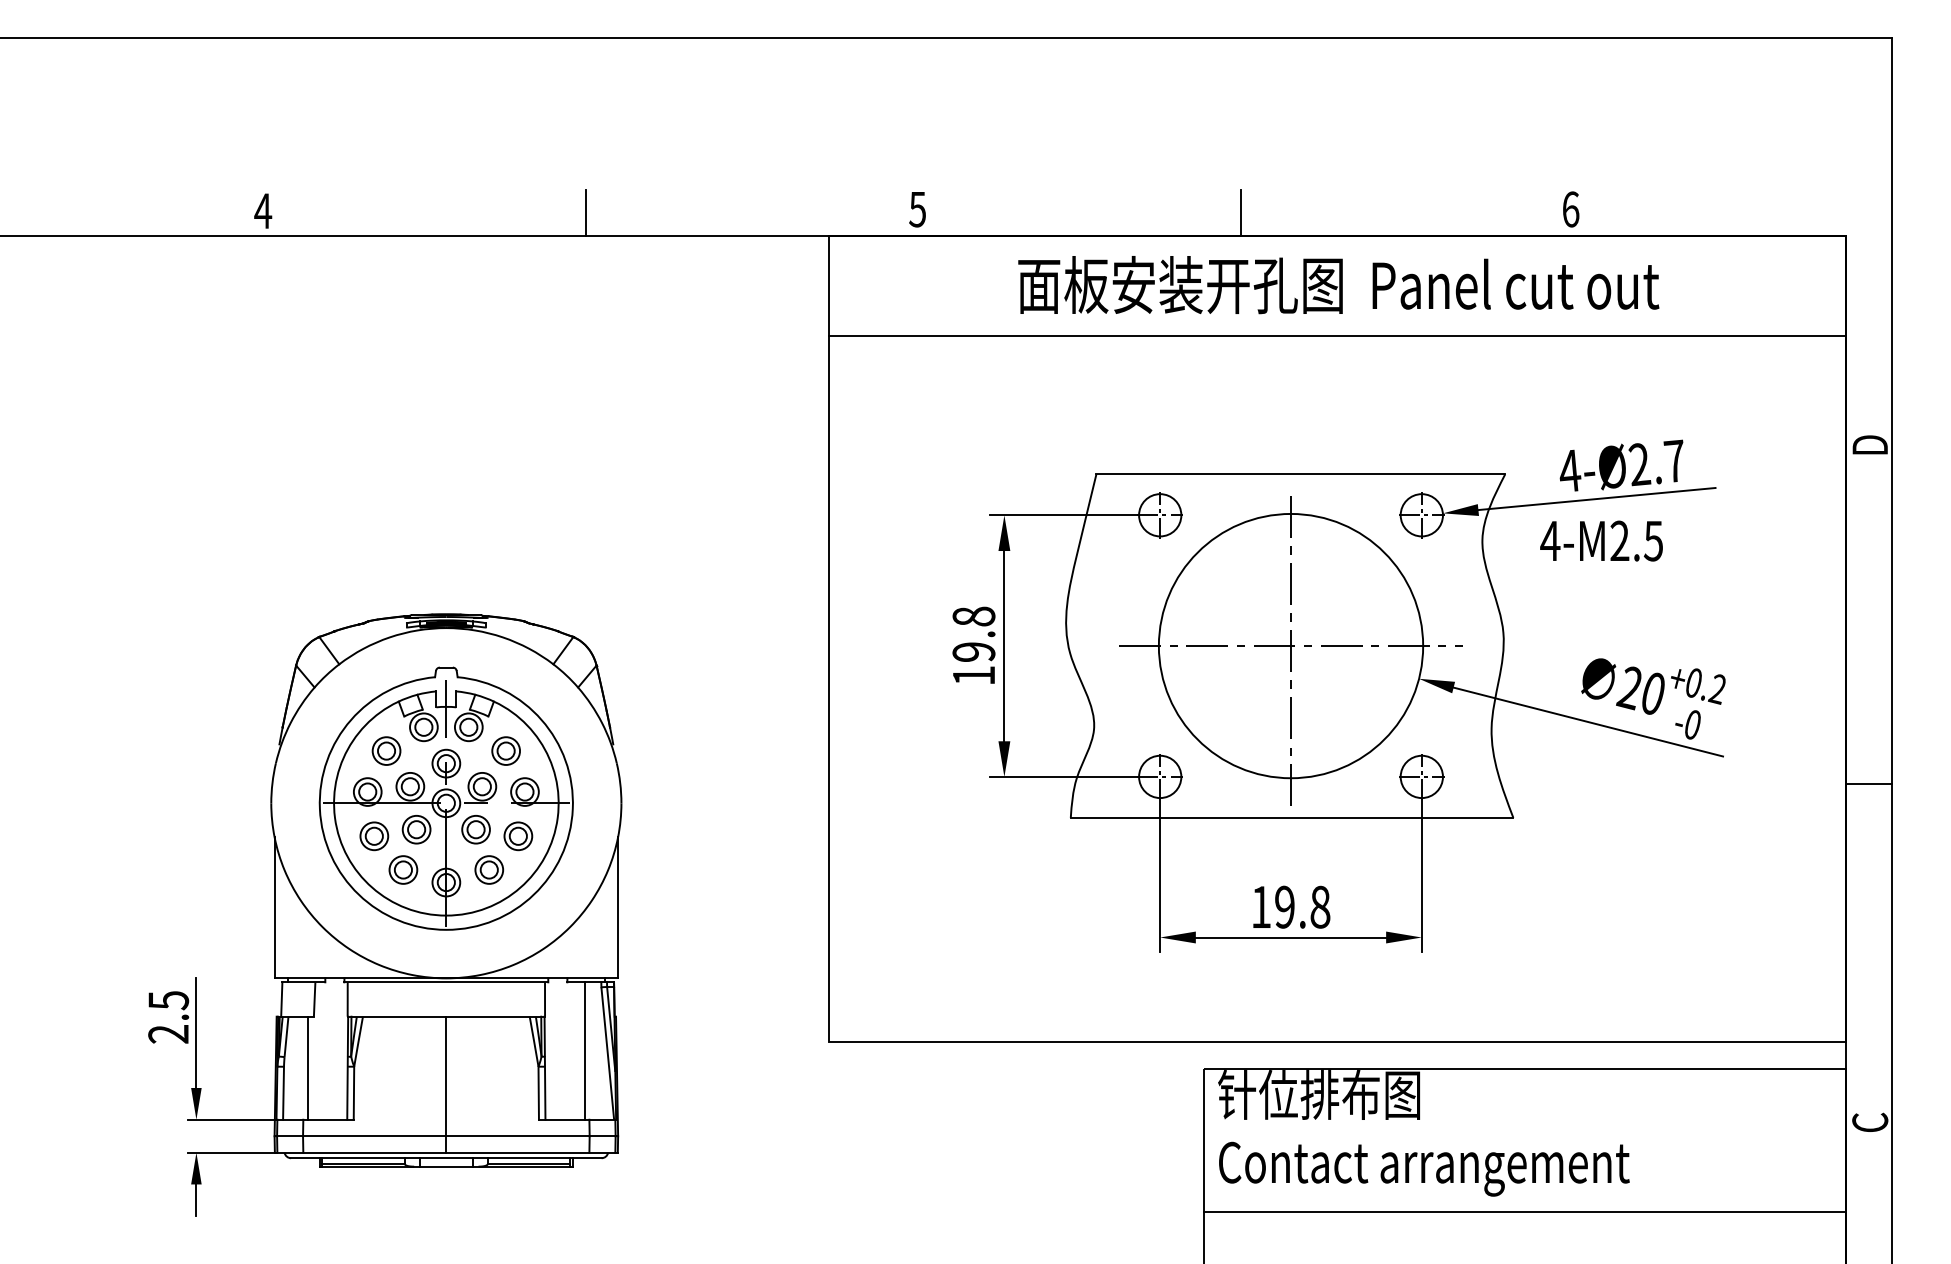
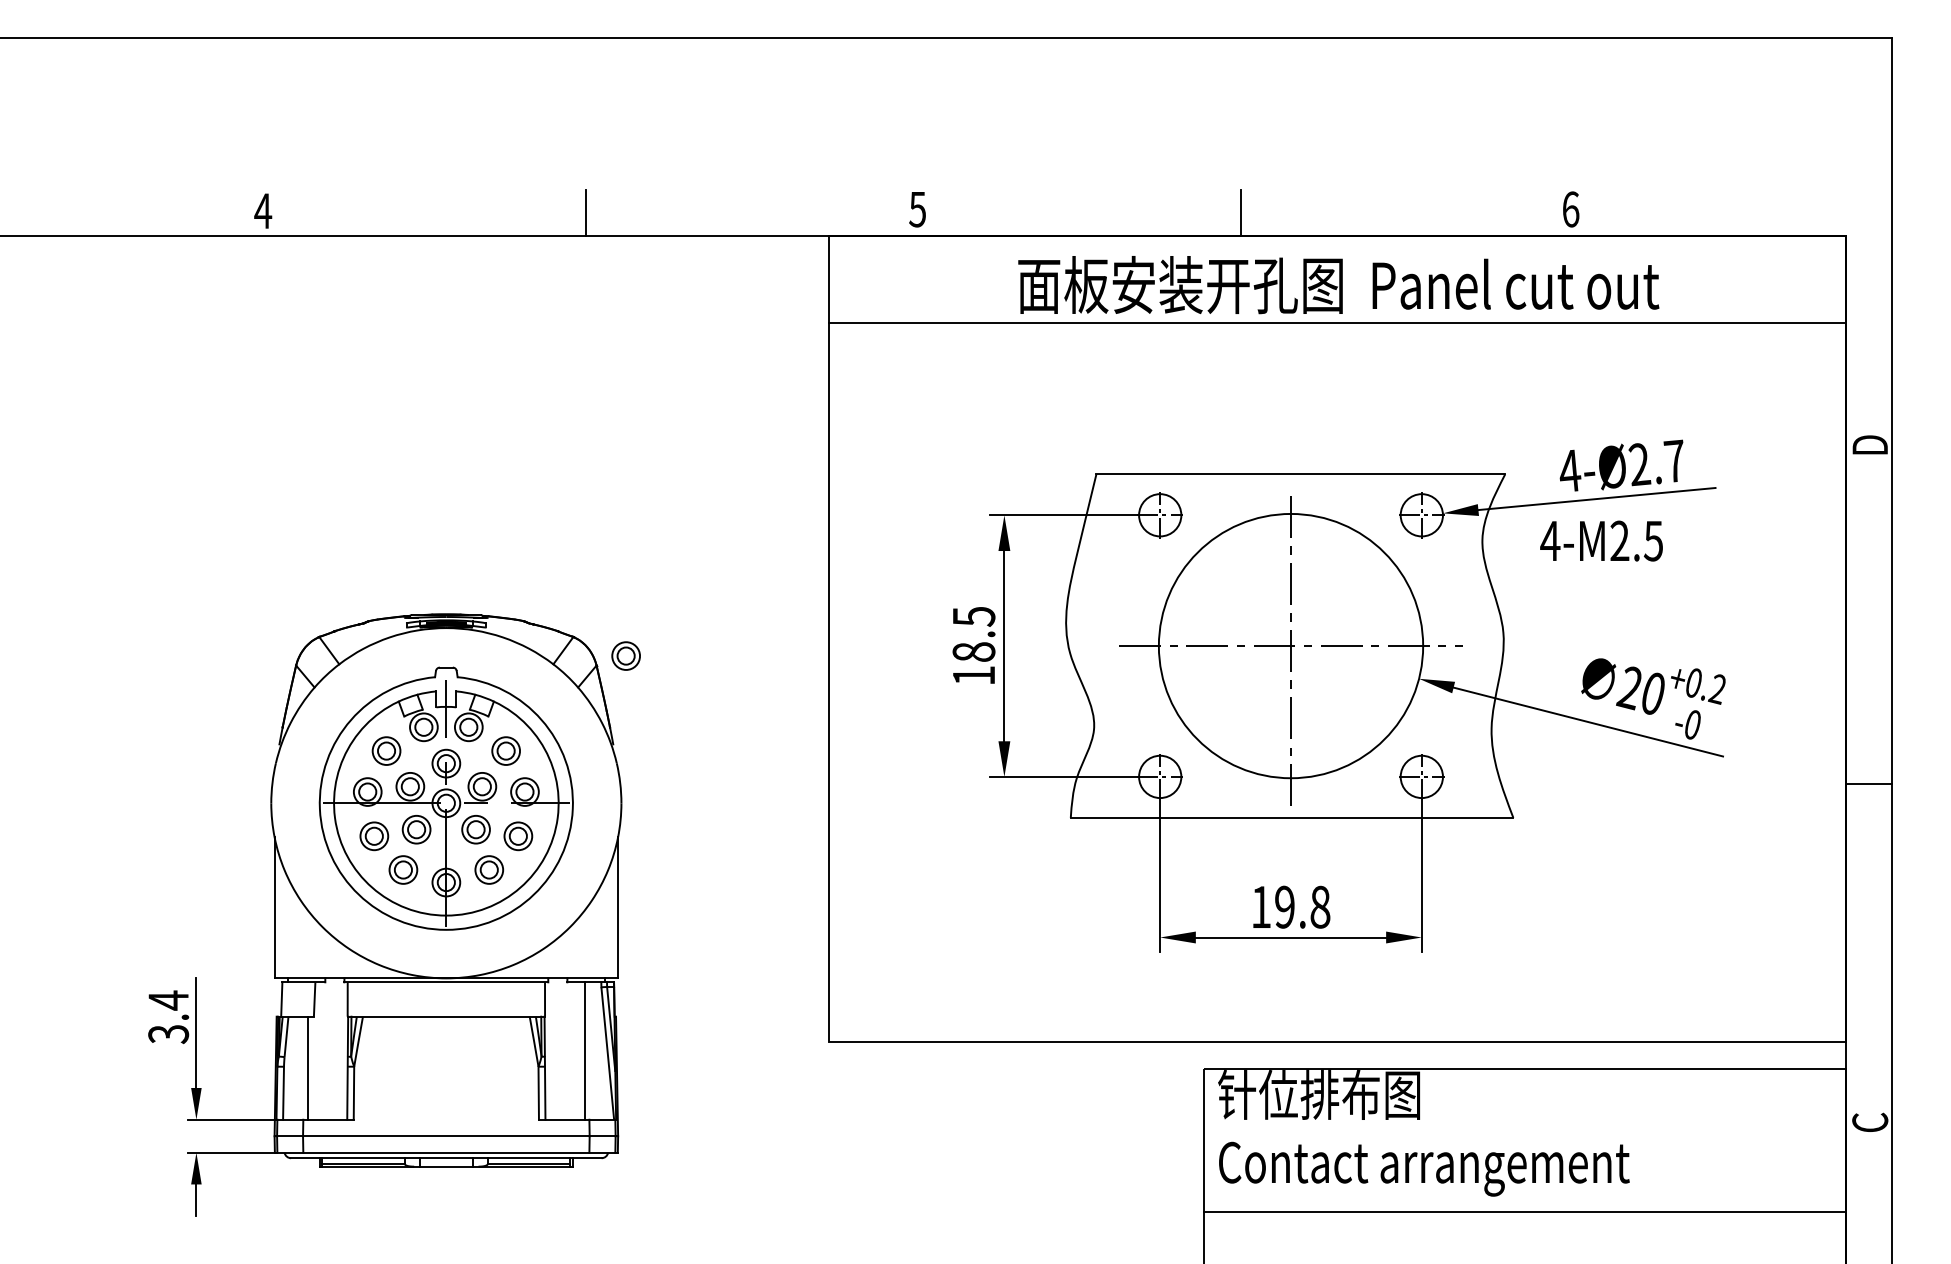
line position: (1337, 335) -> (1337, 322) (1337, 322)
text: 19.8 -> 18.5 (973, 633)
part: none -> present (625, 655)
text: 2.5 -> 3.4 (168, 1017)
line: present -> none (446, 1084)
